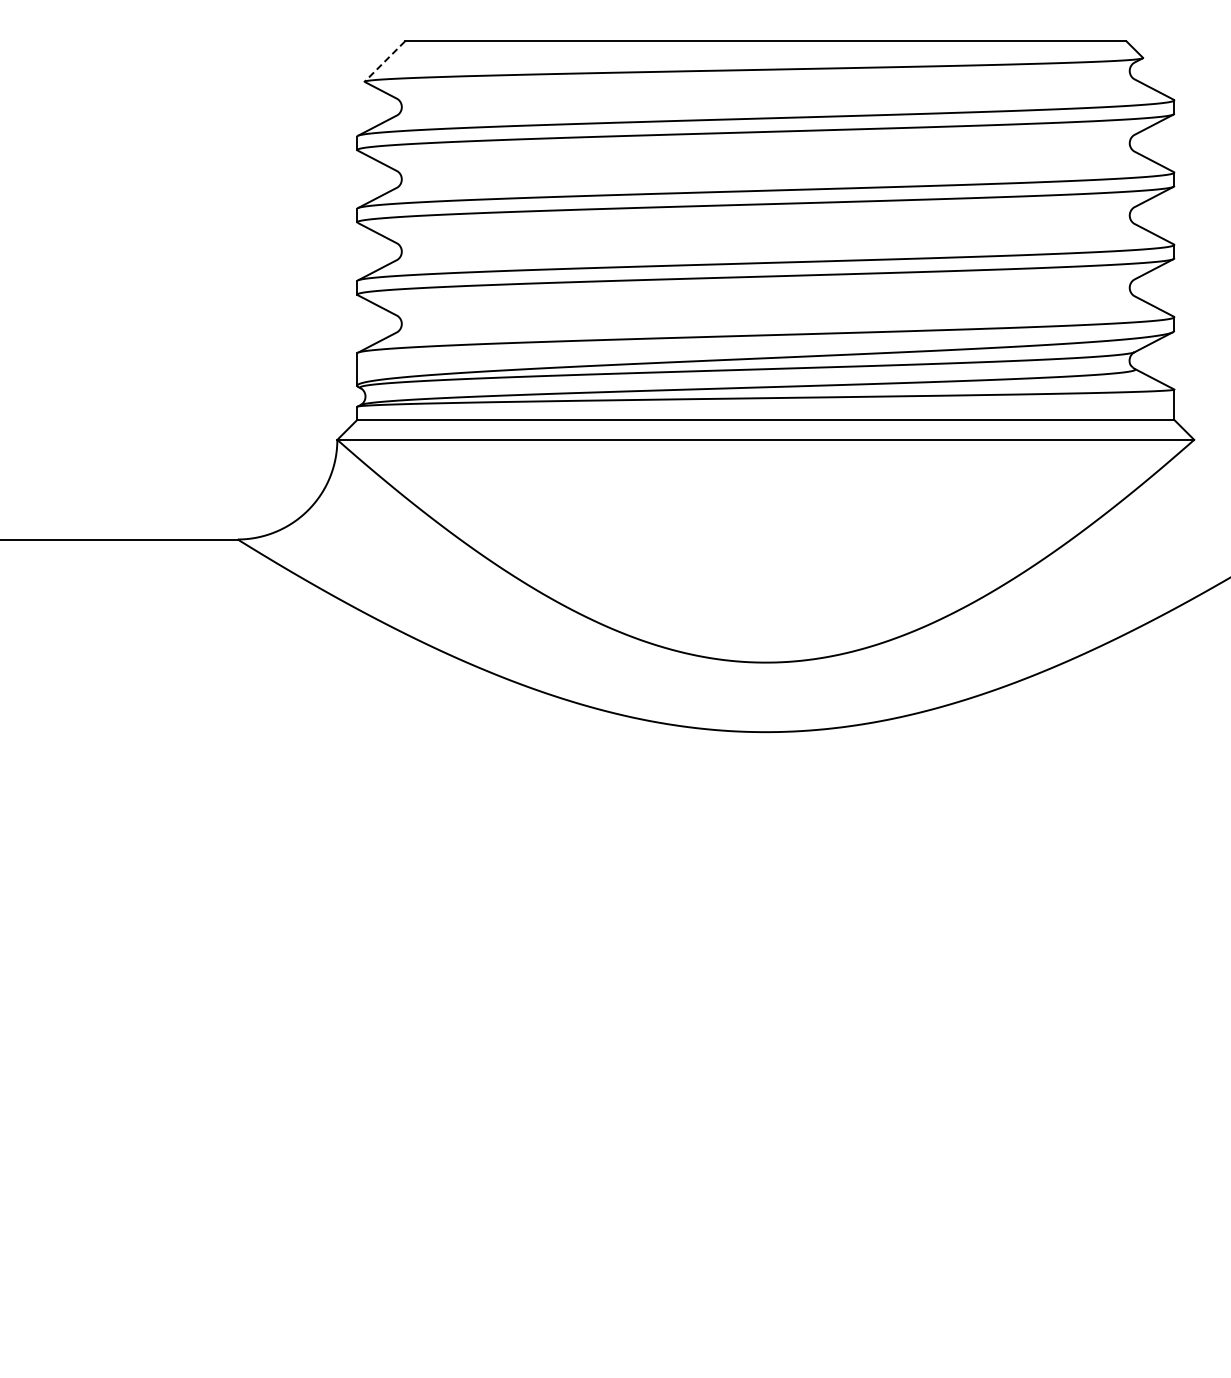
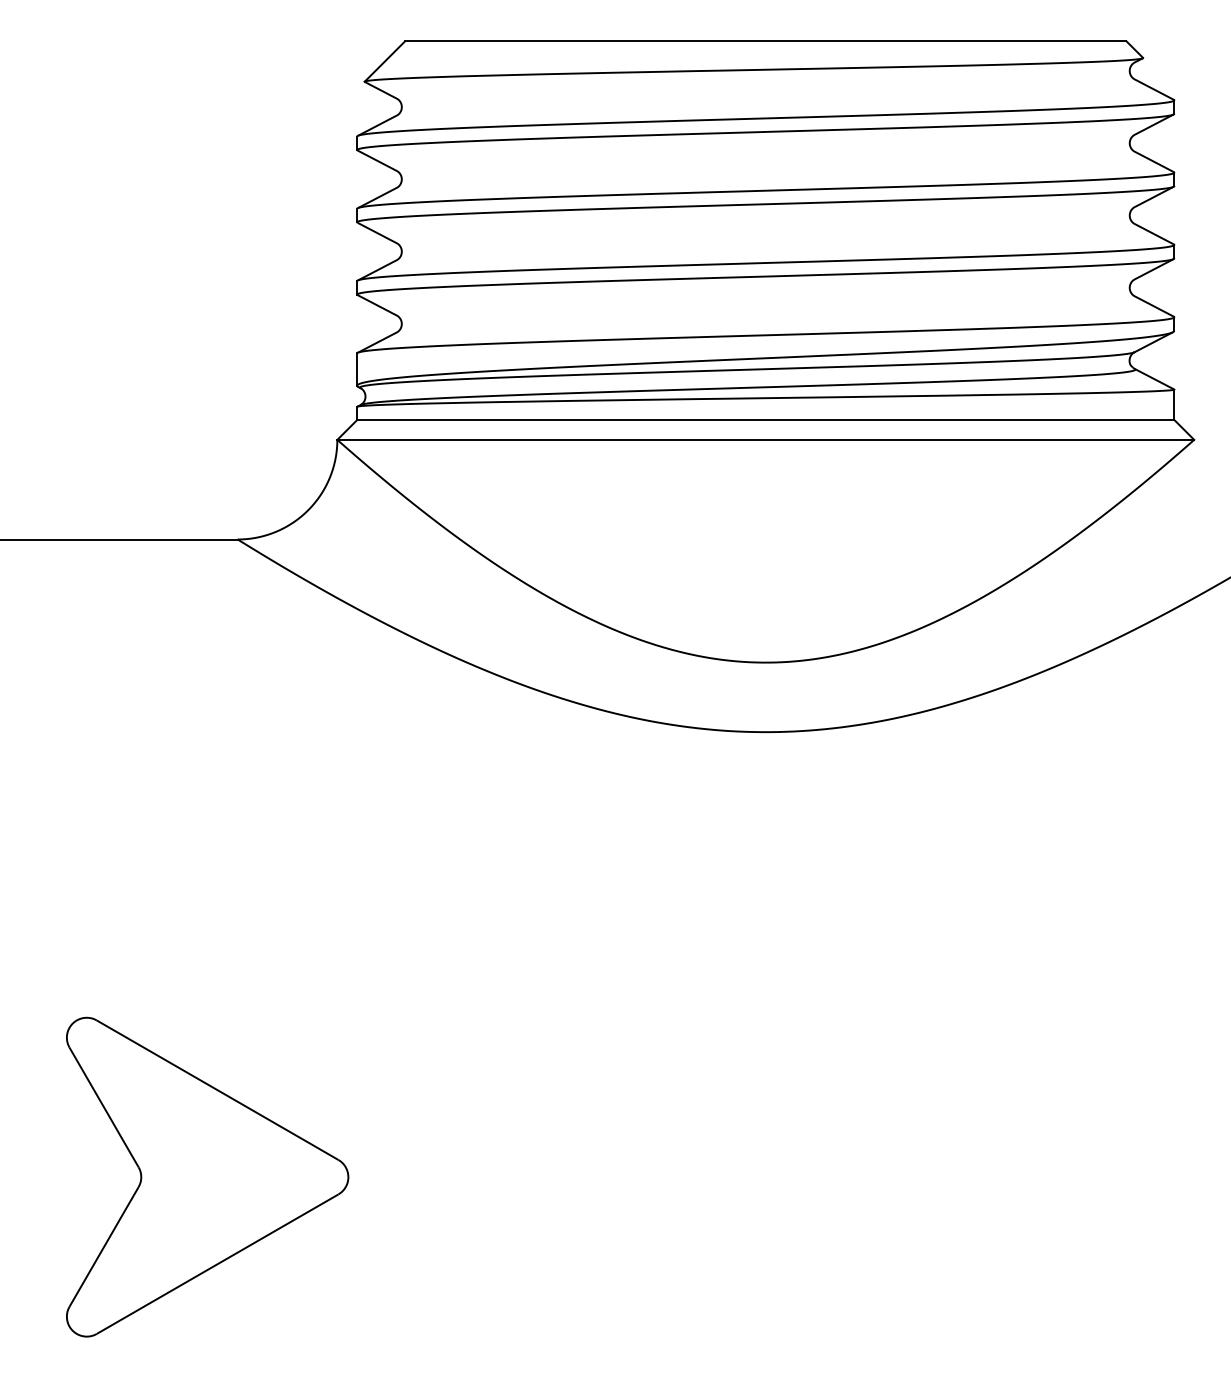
line: dashed -> solid (384, 61)
part: none -> present (207, 1176)
